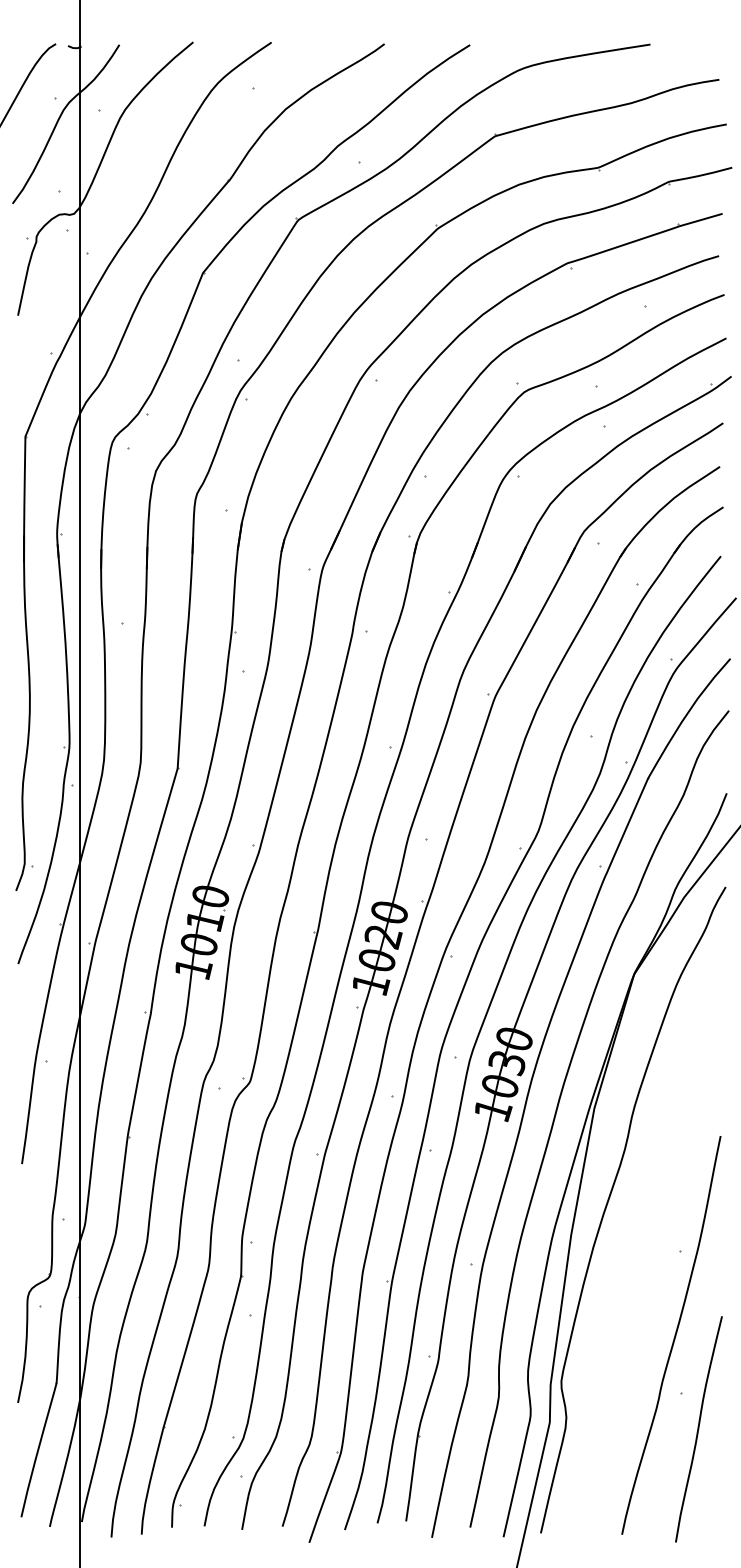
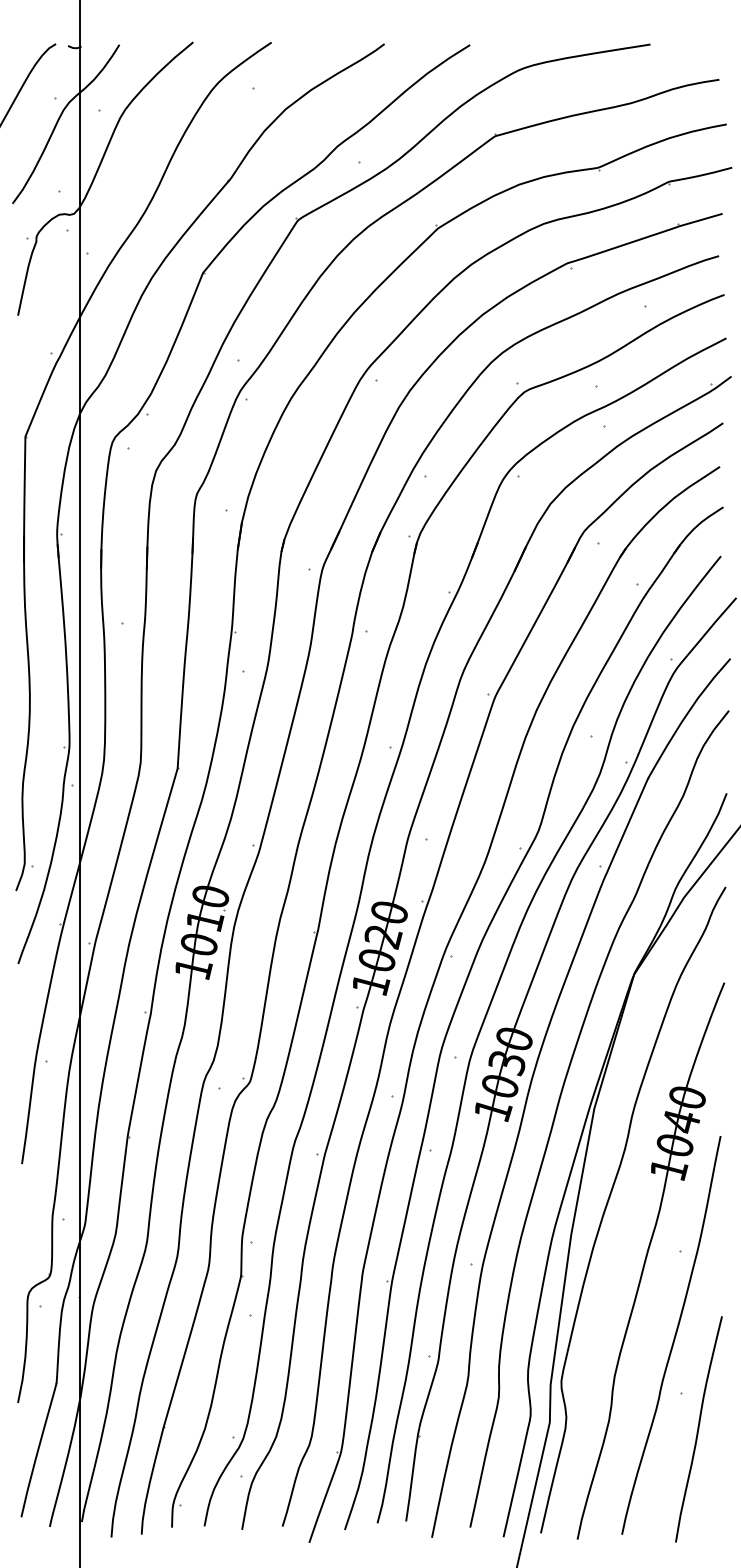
part: none -> present (650, 1260)
